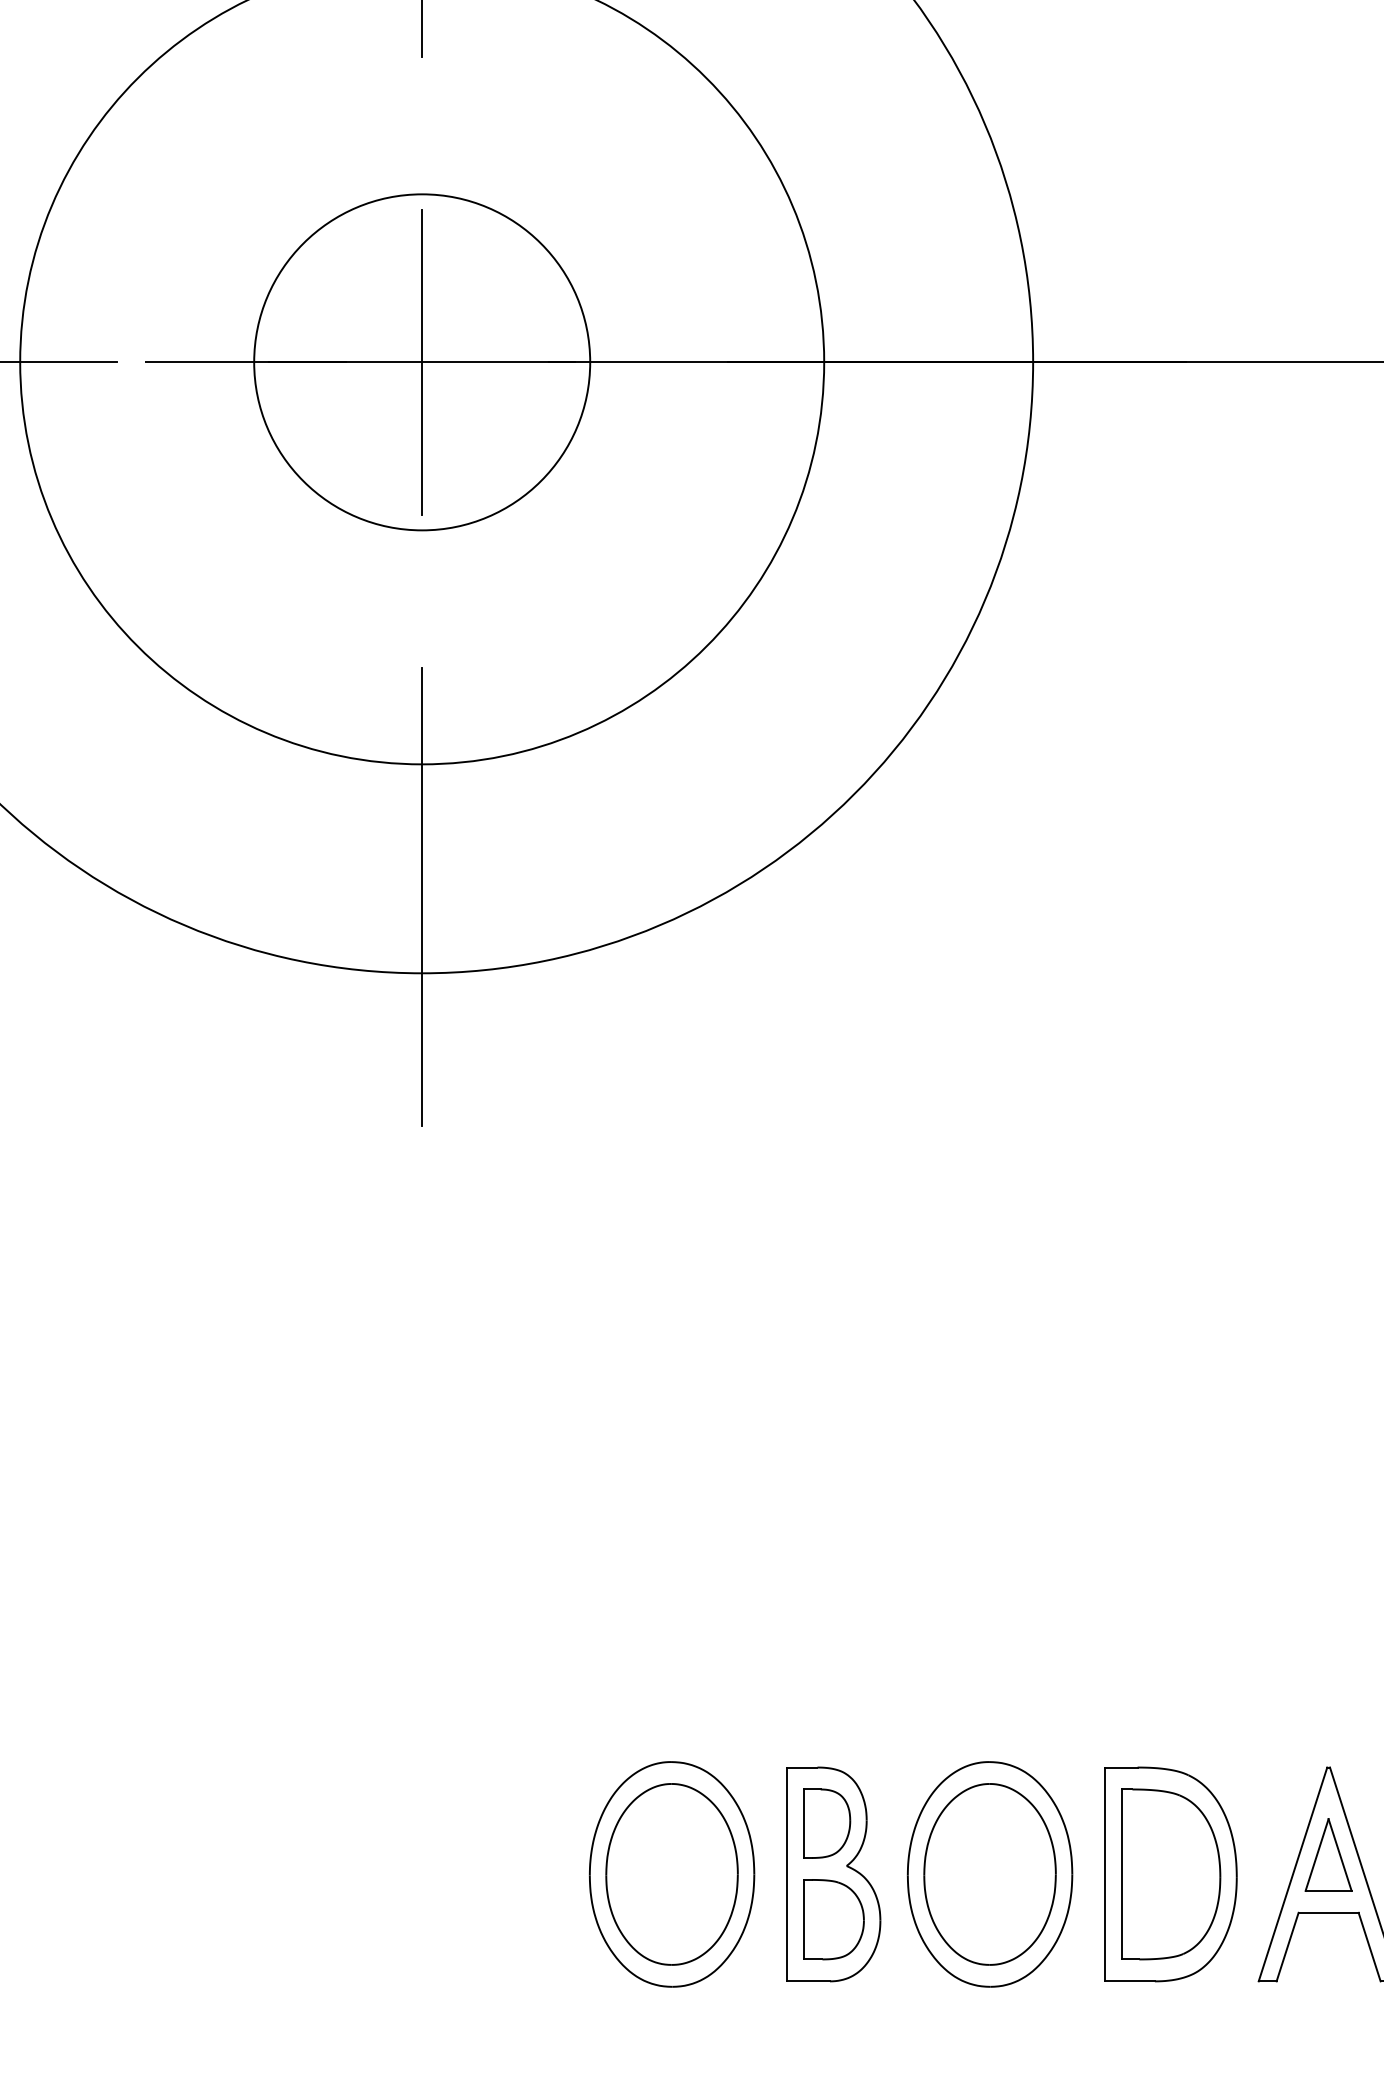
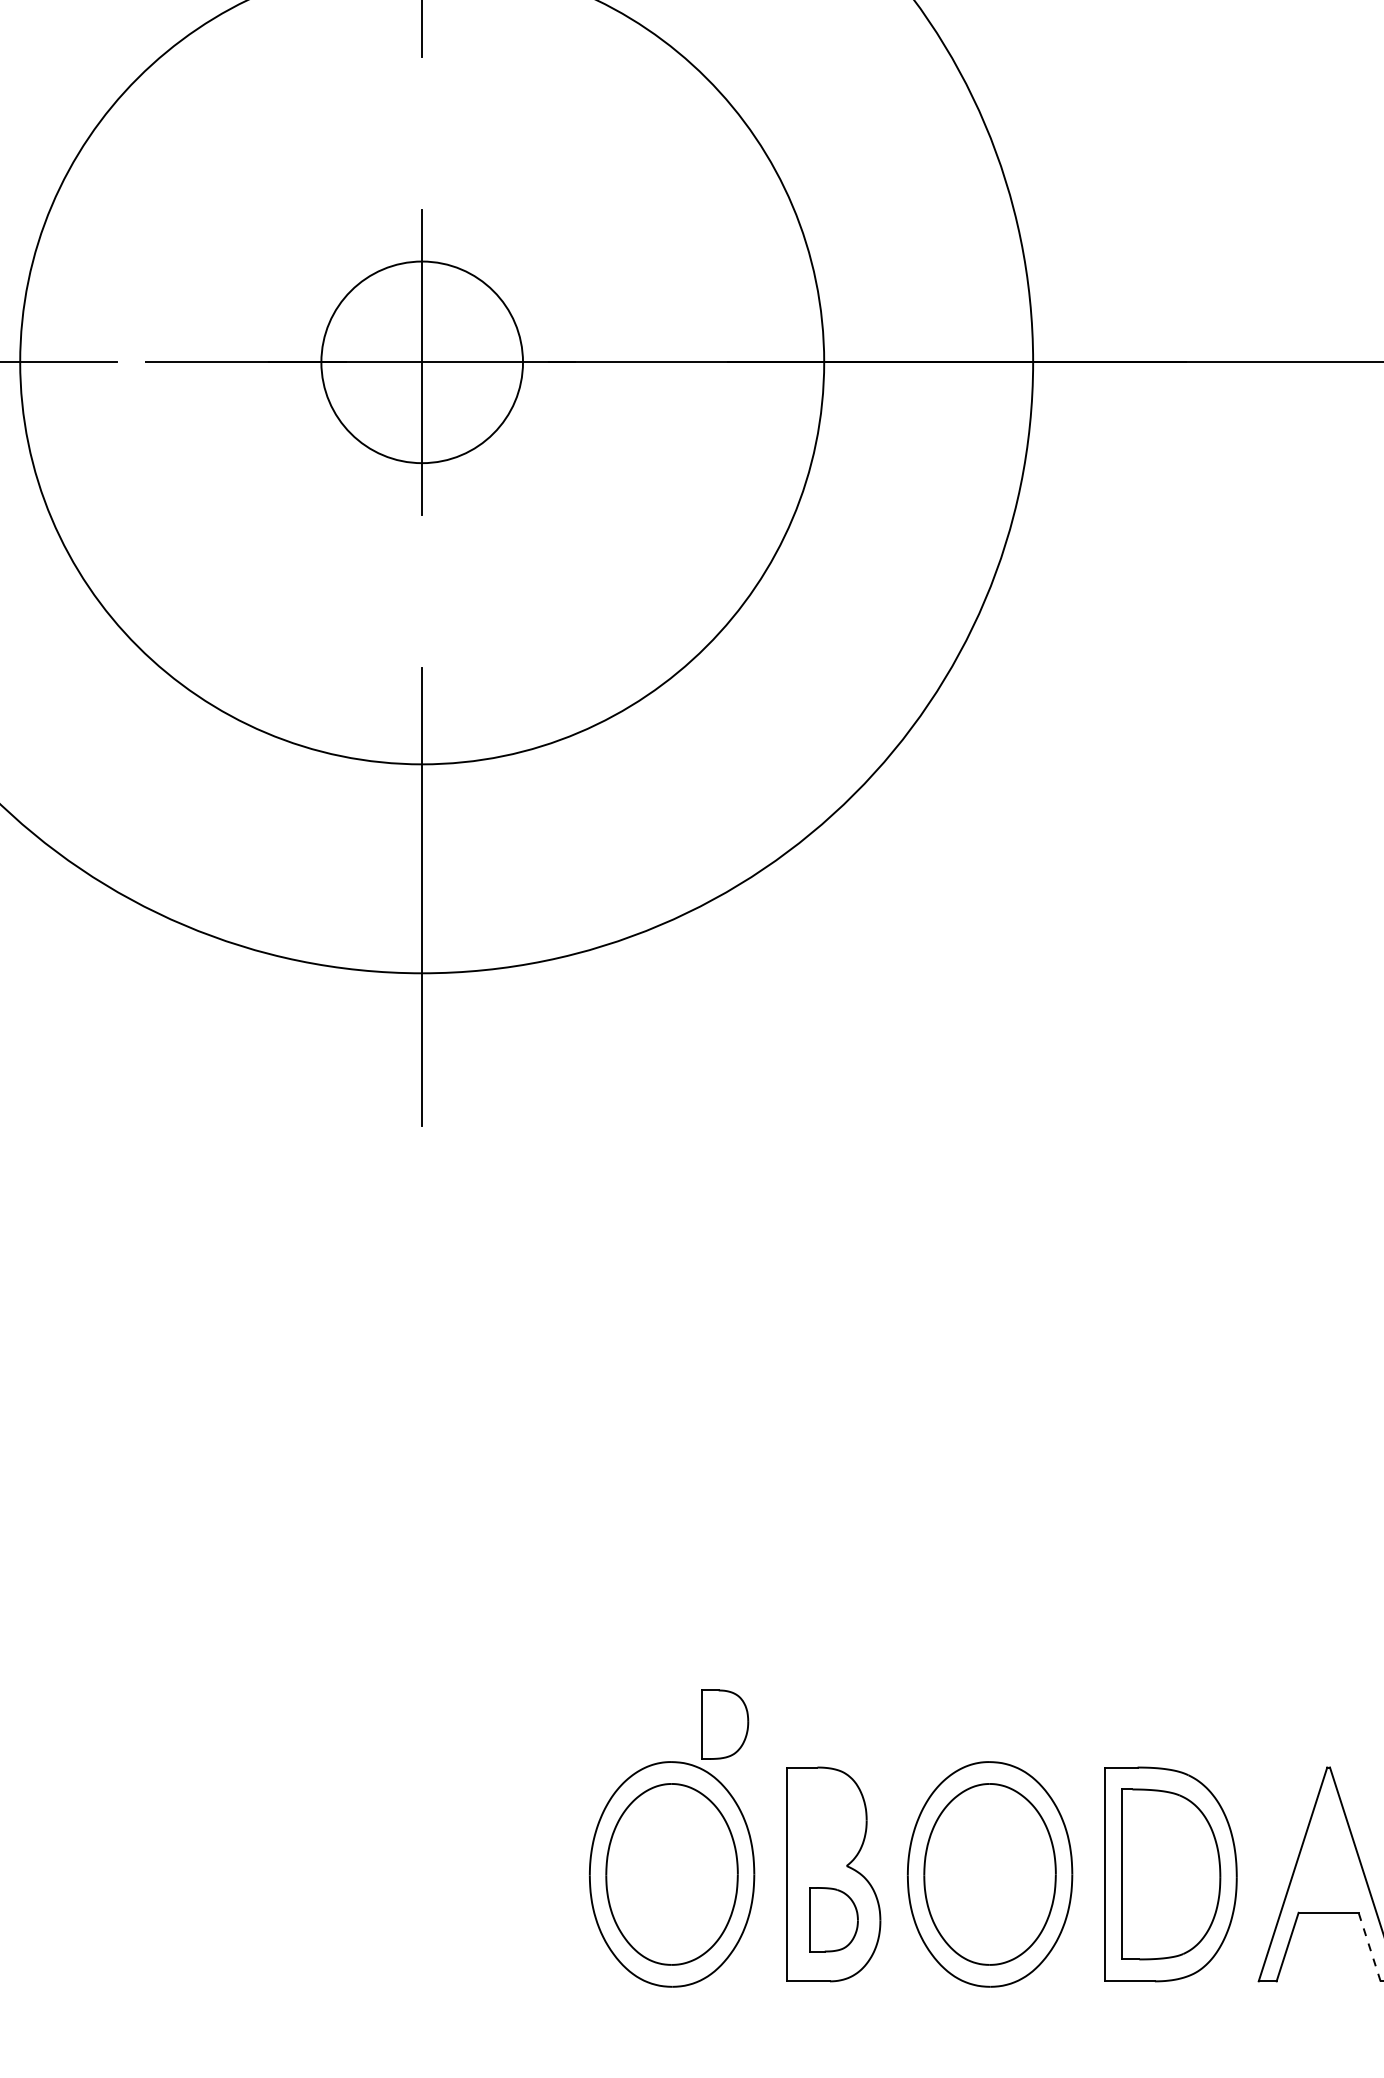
circle diameter: 336 px -> 202 px (422, 362)
part position: (827, 1823) -> (725, 1724) (725, 1724)
part: present -> none (1328, 1854)
part size: 62x82 px -> 50x66 px (833, 1919)
line: solid -> dashed (1369, 1947)
